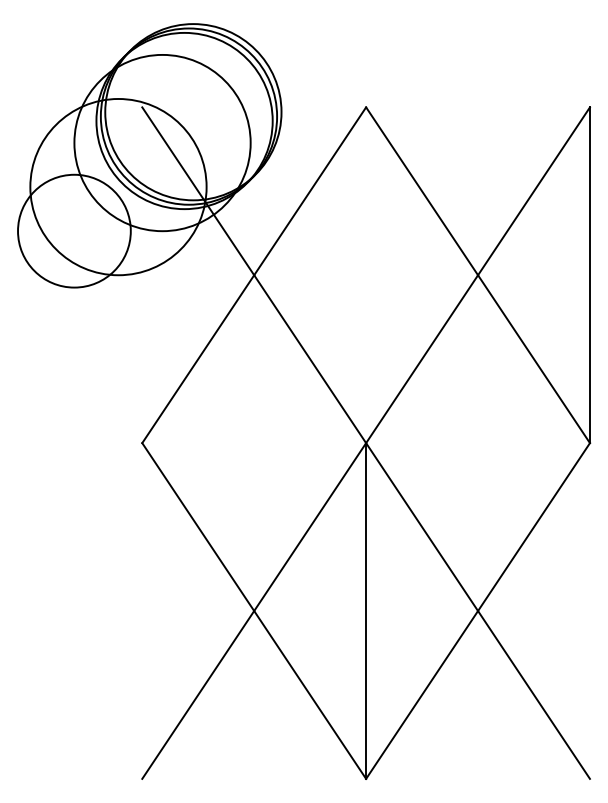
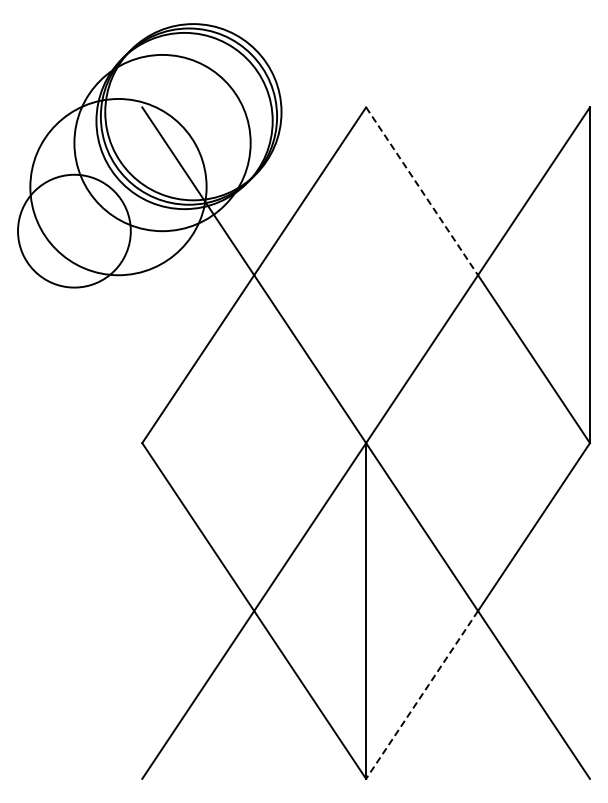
line: solid -> dashed (422, 191)
line: solid -> dashed (422, 694)
